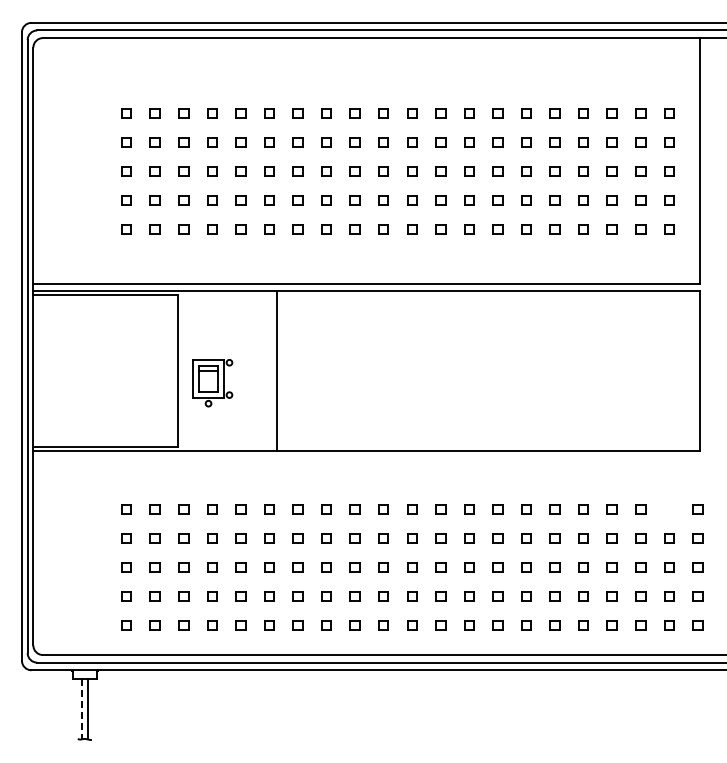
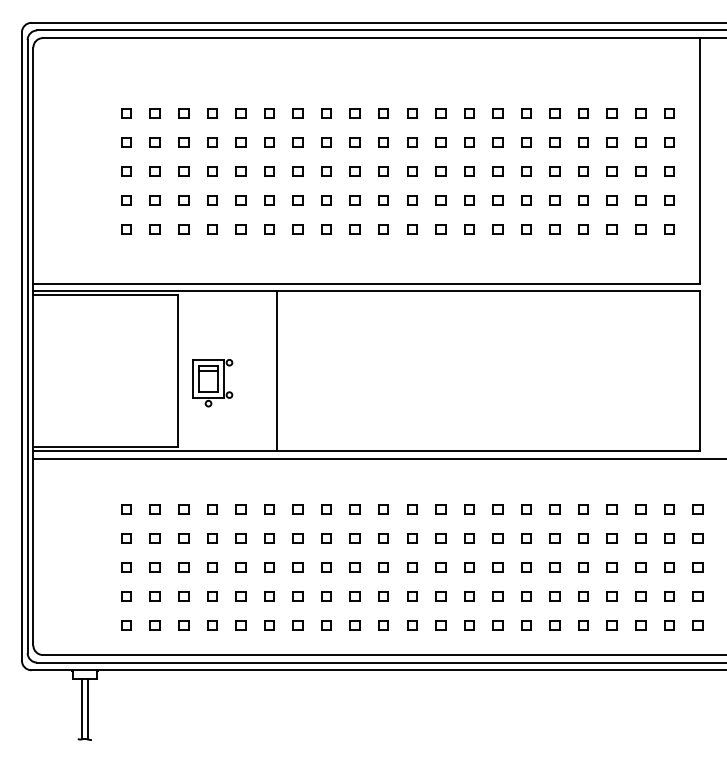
line: none -> present (378, 458)
part: none -> present (669, 509)
line: dashed -> solid (81, 709)
